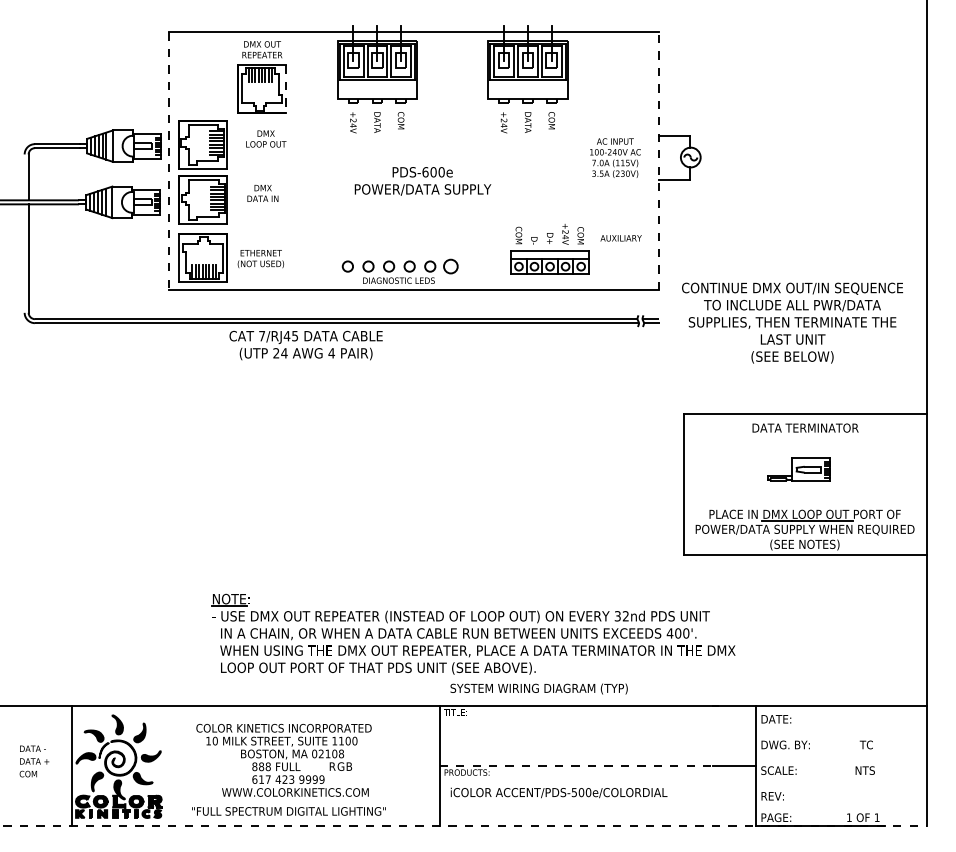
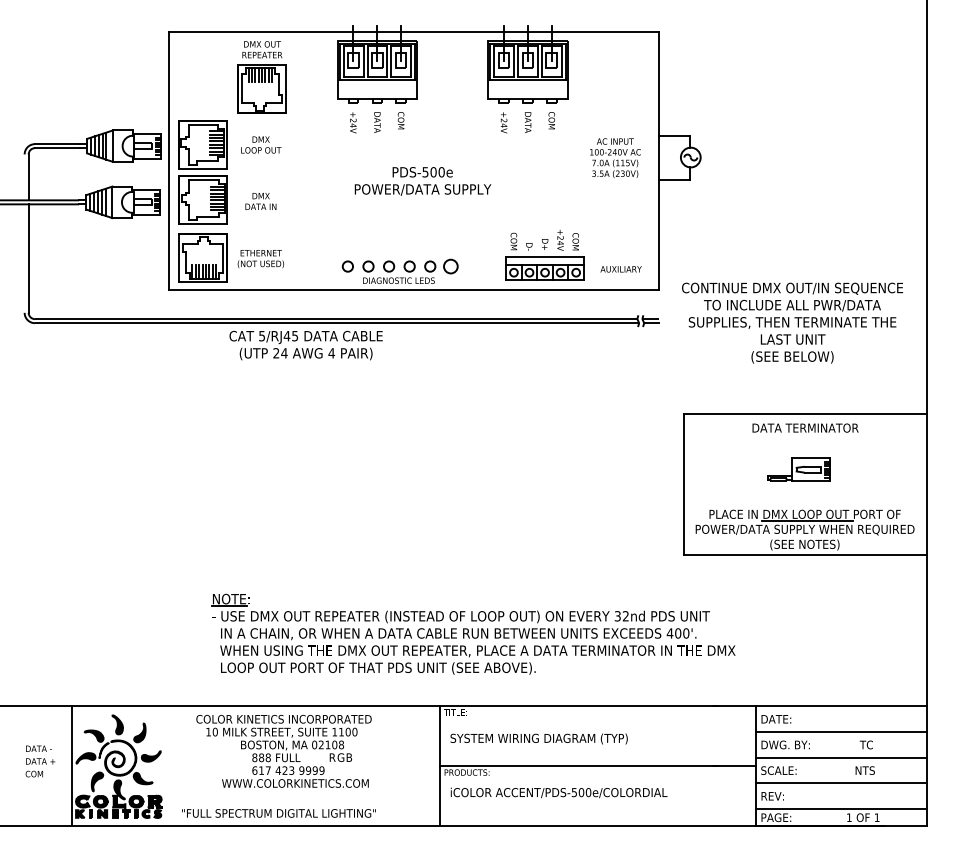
line: dashed -> solid (286, 89)
text position: (266, 138) -> (261, 144) (261, 144)
line: dashed -> solid (169, 161)
line: dashed -> solid (659, 161)
text: PDS-600e -> PDS-500e (425, 172)
text position: (262, 193) -> (260, 201) (260, 201)
text position: (620, 238) -> (620, 269) (620, 269)
part position: (549, 249) -> (544, 255) (544, 255)
text: 7/RJ45 -> 5/RJ45 (261, 336)
text position: (538, 688) -> (538, 738) (538, 738)
line: none -> present (841, 732)
line: none -> present (841, 757)
text position: (283, 760) -> (283, 751) (283, 751)
text position: (34, 761) -> (40, 761) (40, 761)
line: dashed -> solid (579, 766)
line: none -> present (841, 783)
line: none -> present (841, 809)
text position: (288, 811) -> (278, 813) (278, 813)
line: dashed -> solid (464, 826)
